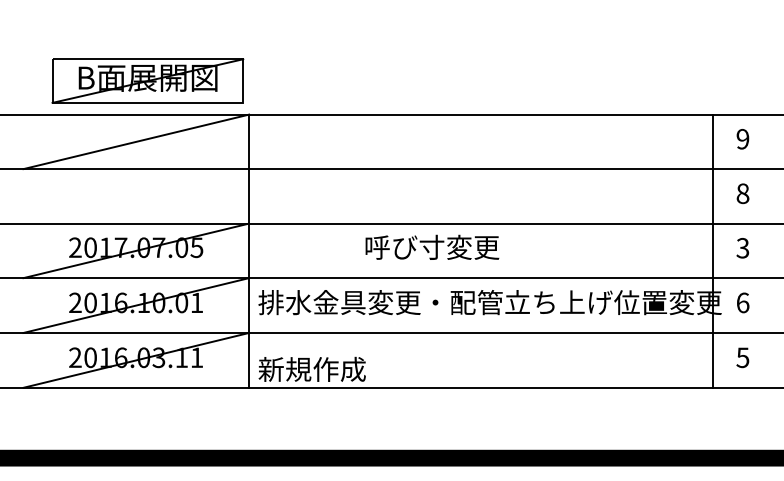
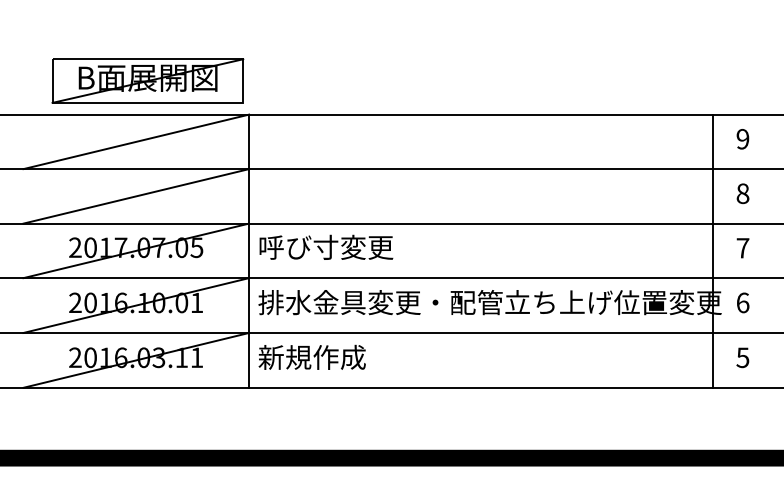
line: none -> present (136, 196)
text position: (432, 246) -> (326, 246) (326, 246)
text: 3 -> 7 (742, 247)
text position: (311, 368) -> (311, 356) (311, 356)
